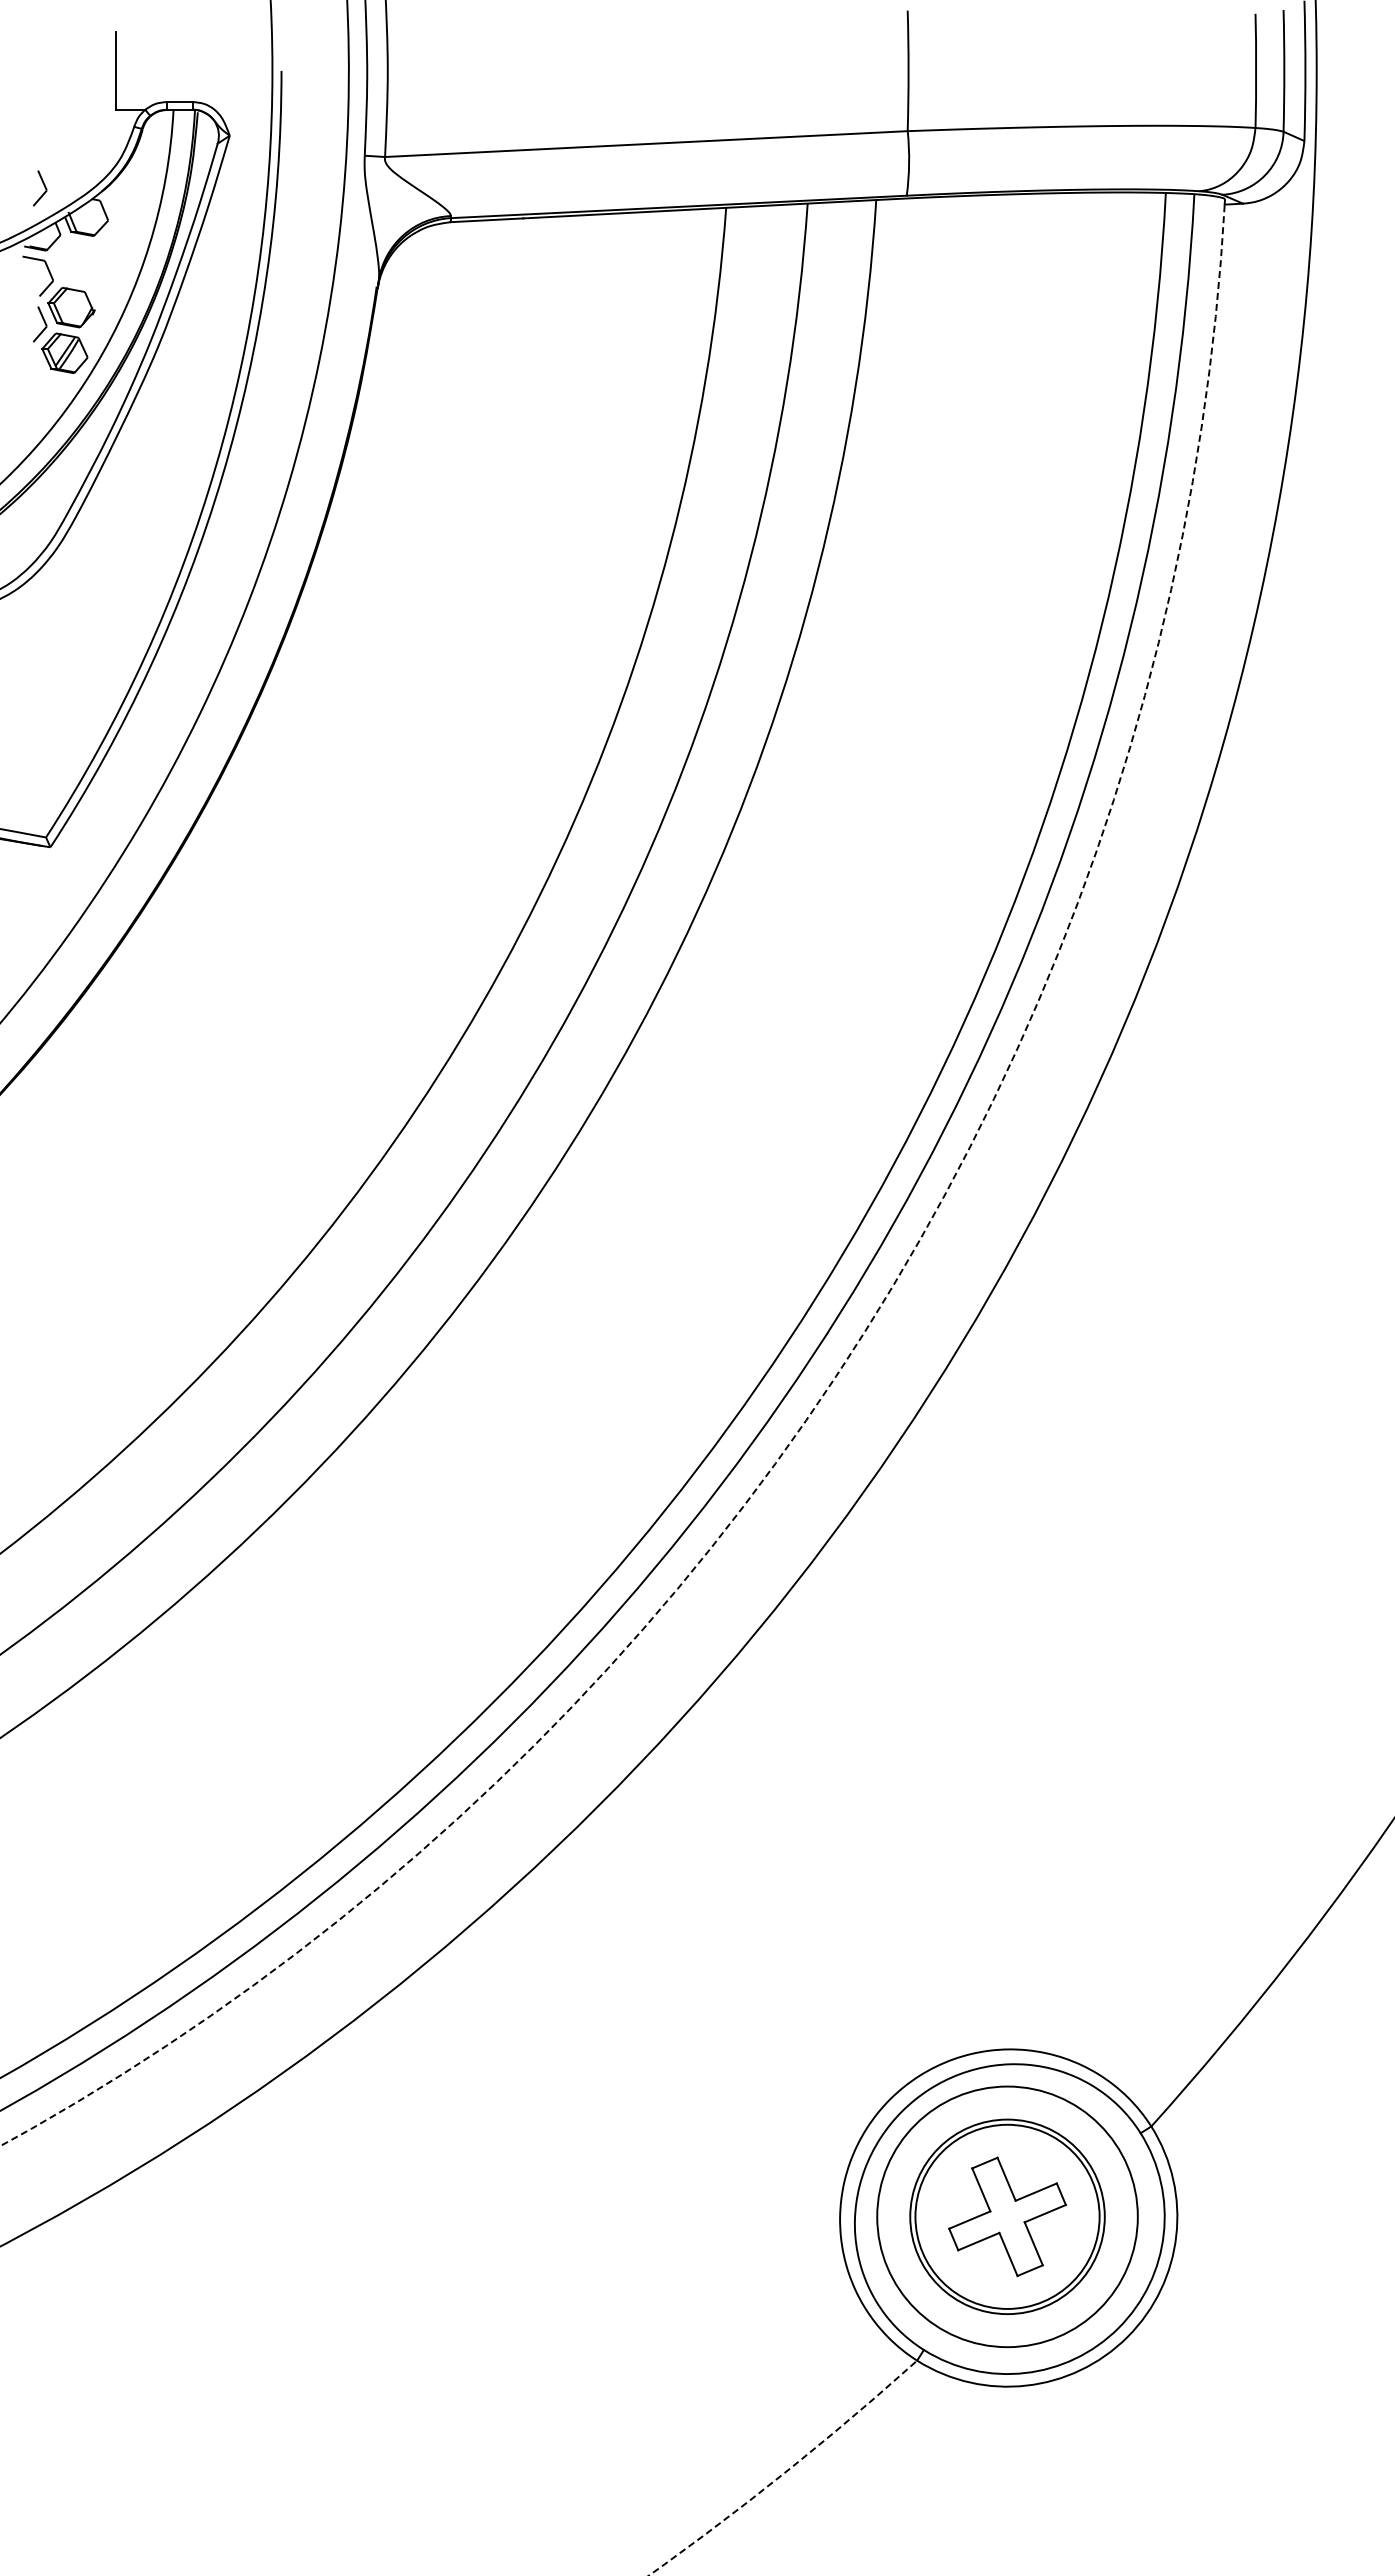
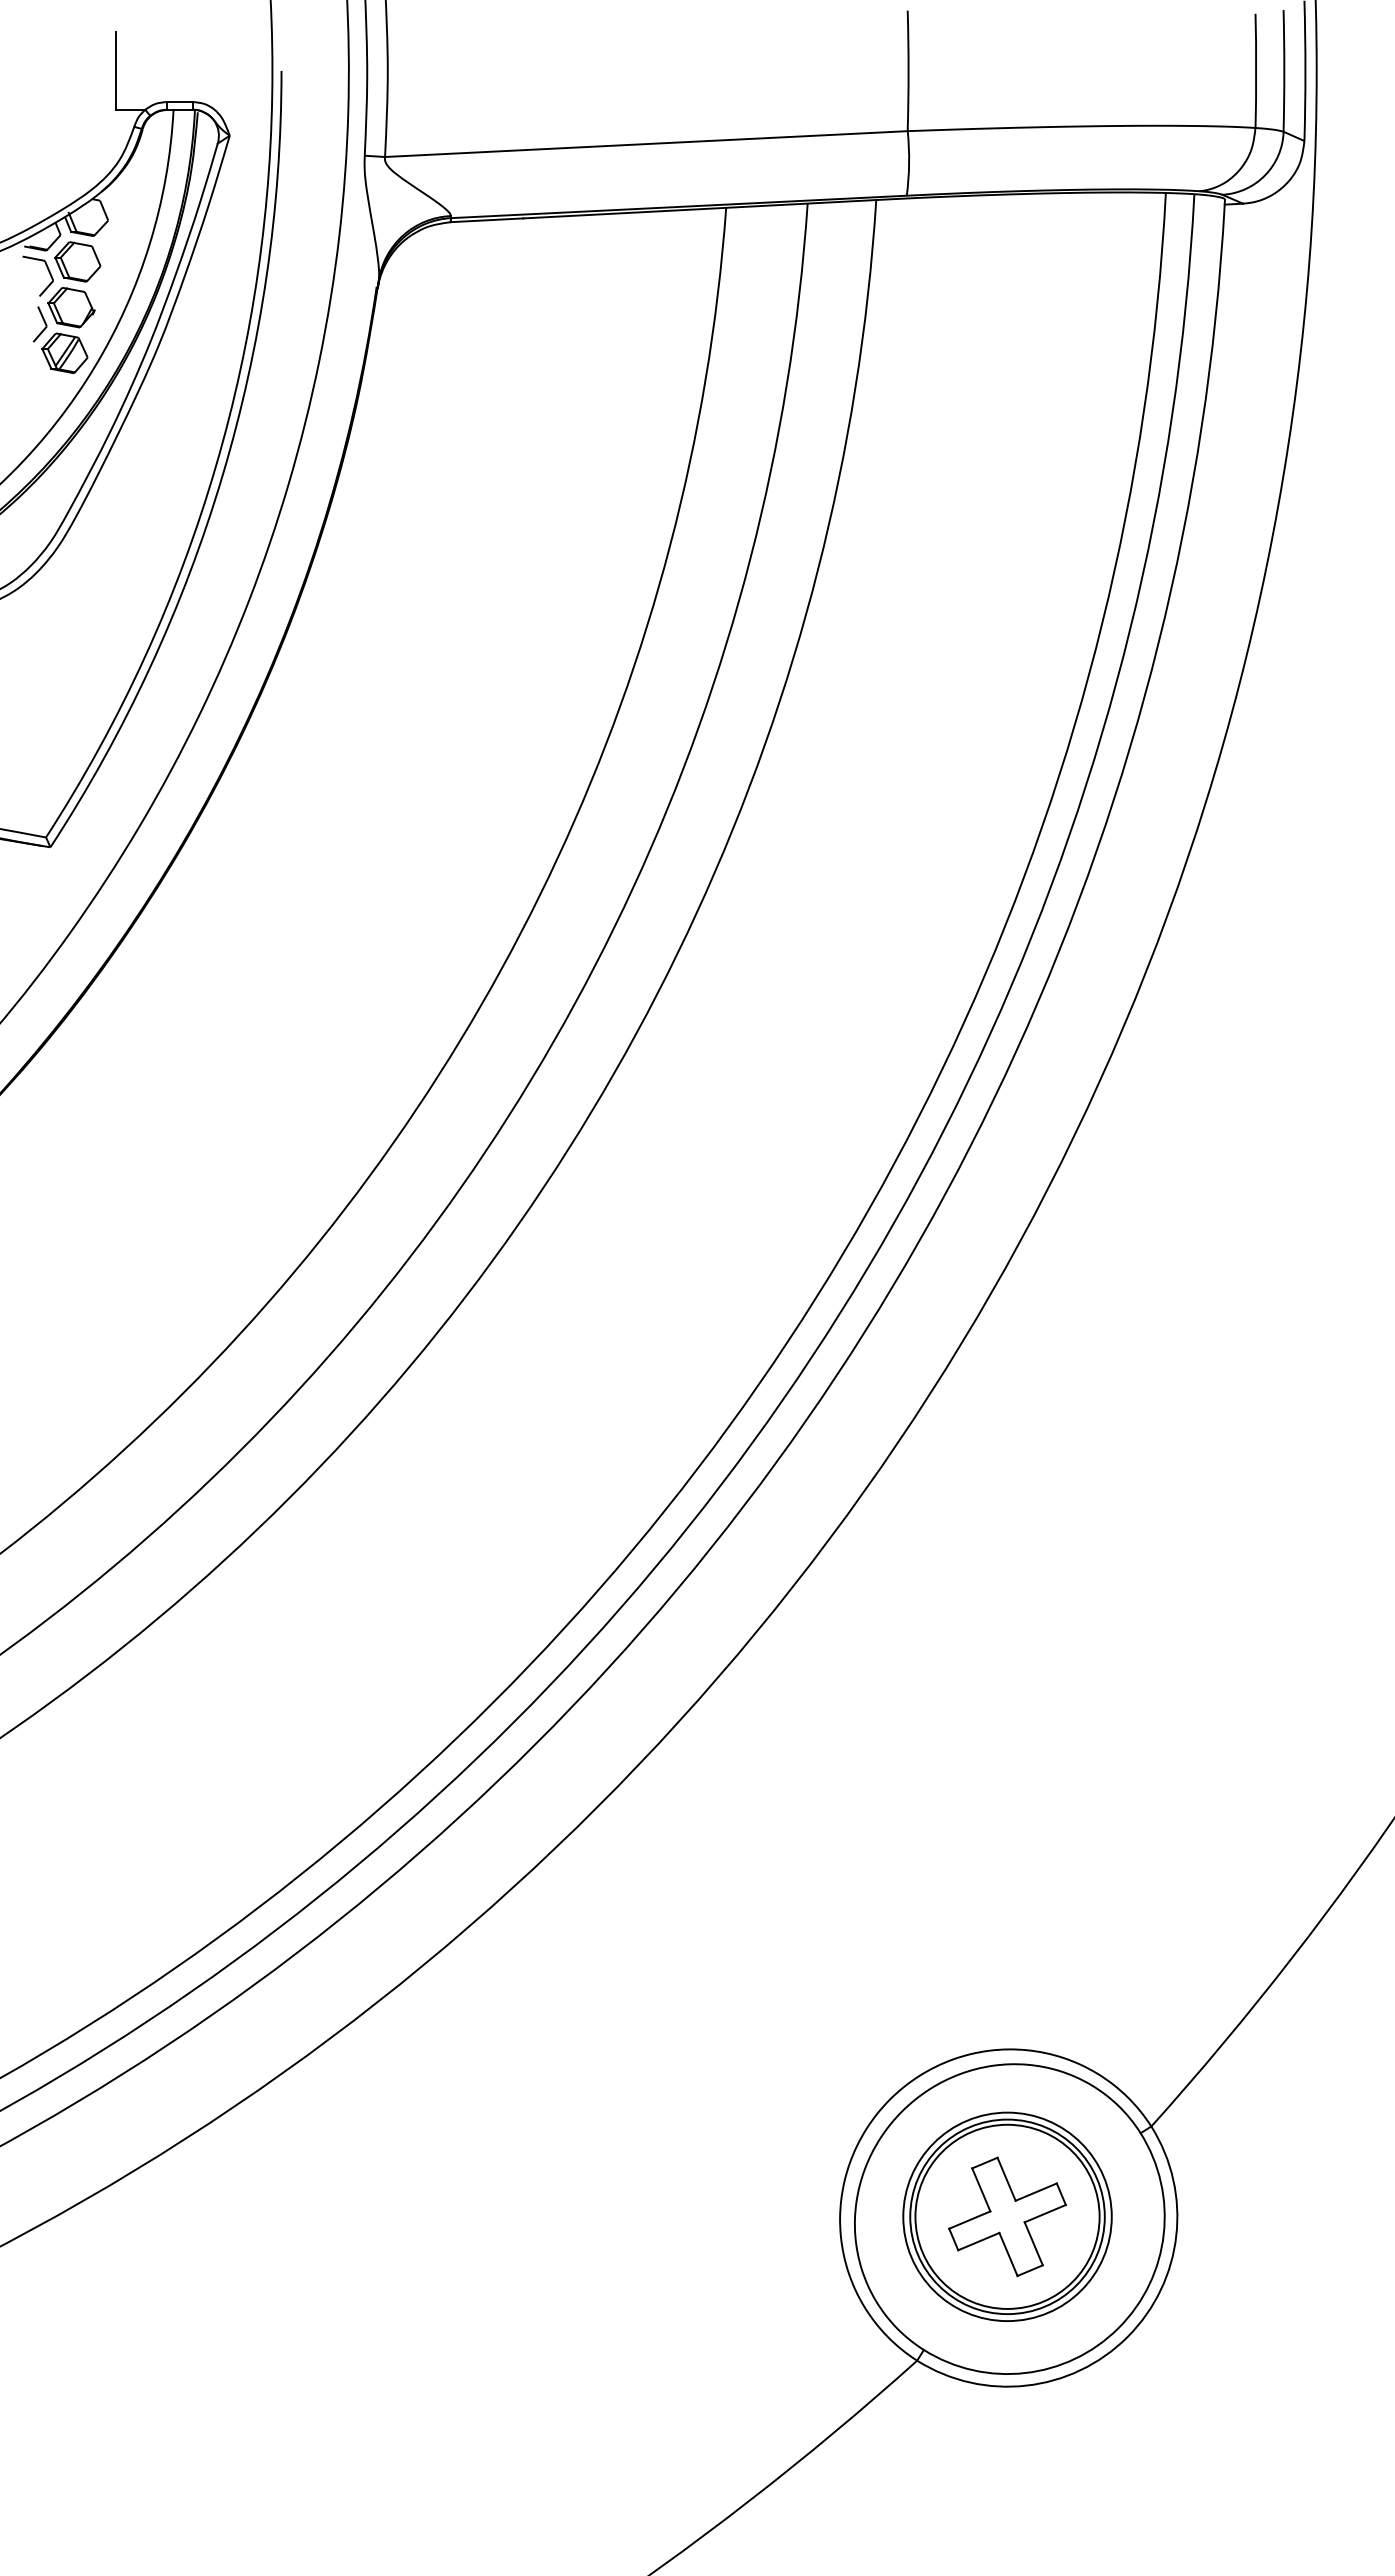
part: present -> none (40, 188)
part: none -> present (77, 261)
arc: dashed -> solid (864, 1331)
circle diameter: 261 px -> 208 px (1007, 2216)
arc: dashed -> solid (786, 2471)
